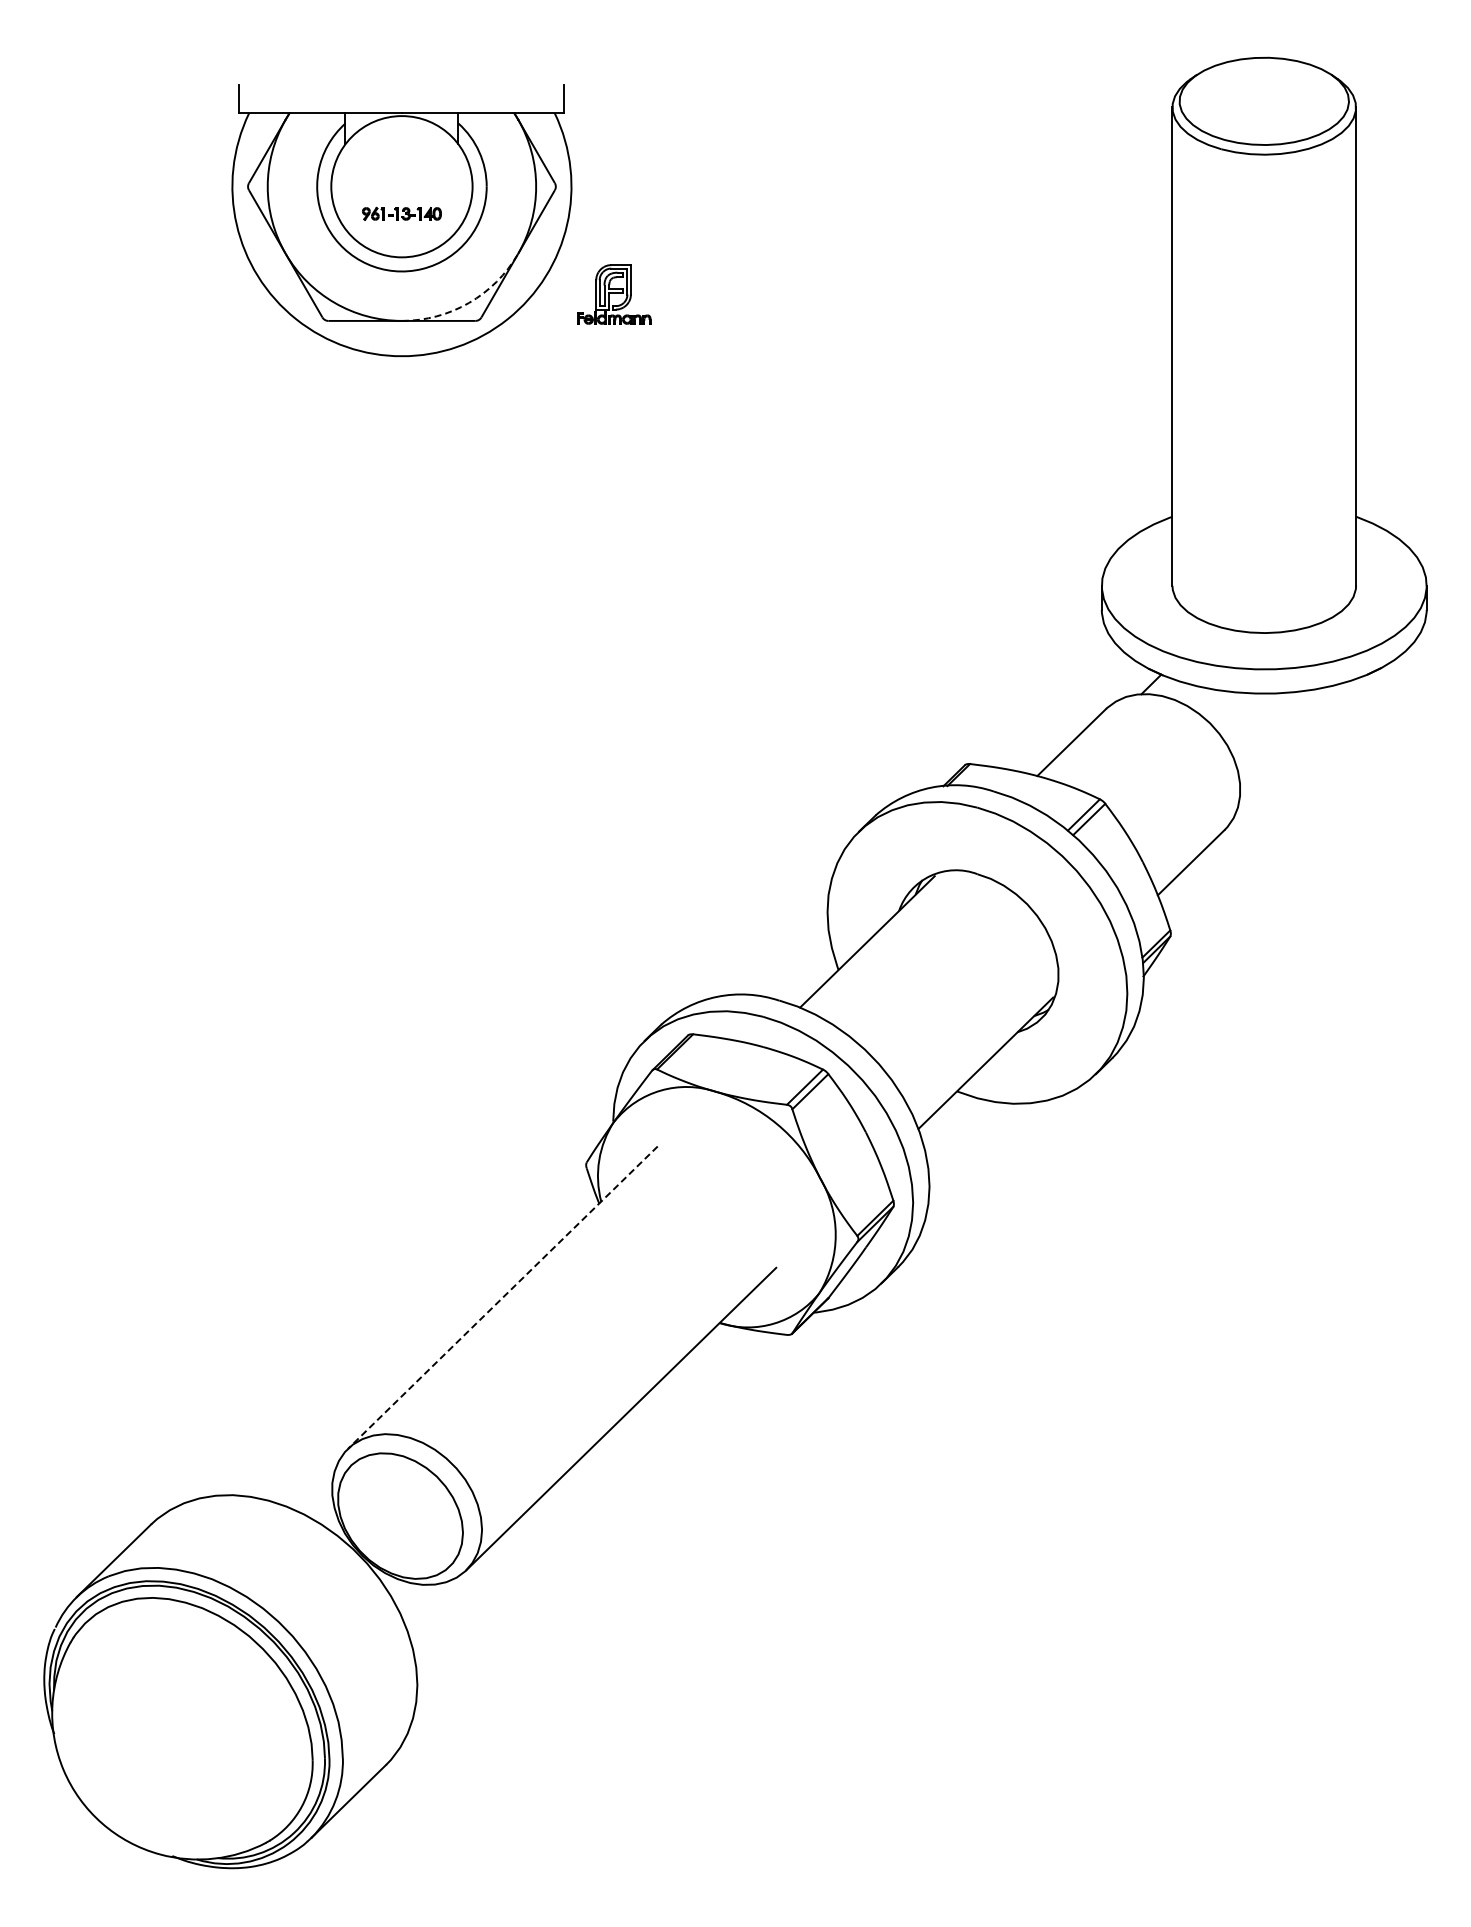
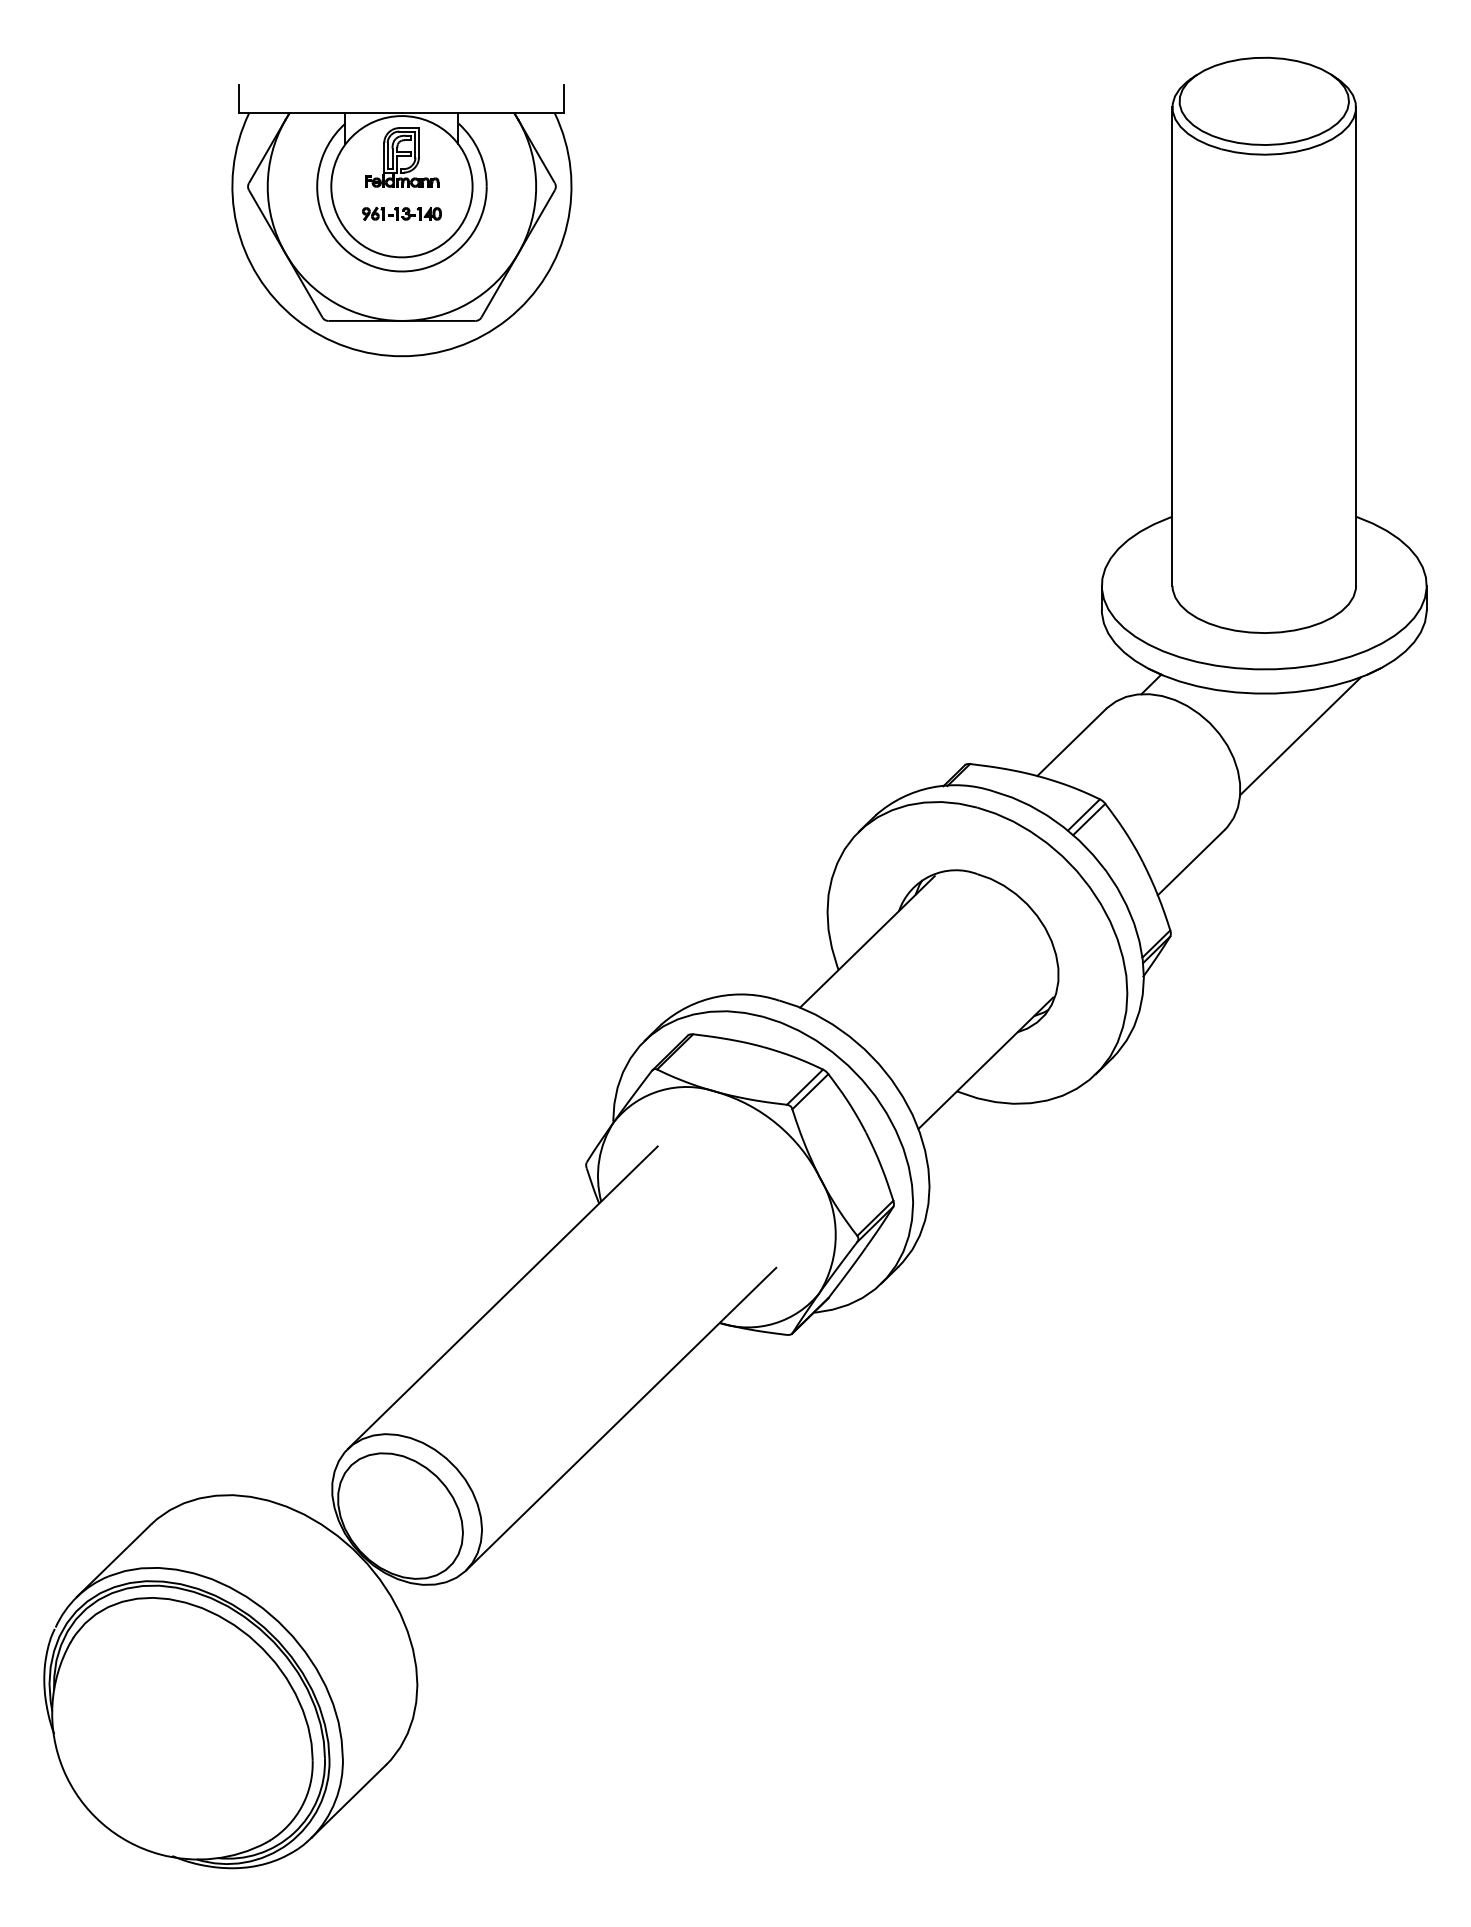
part position: (614, 294) -> (402, 157) (402, 157)
arc: dashed -> solid (469, 302)
line: none -> present (1300, 736)
line: dashed -> solid (502, 1297)
